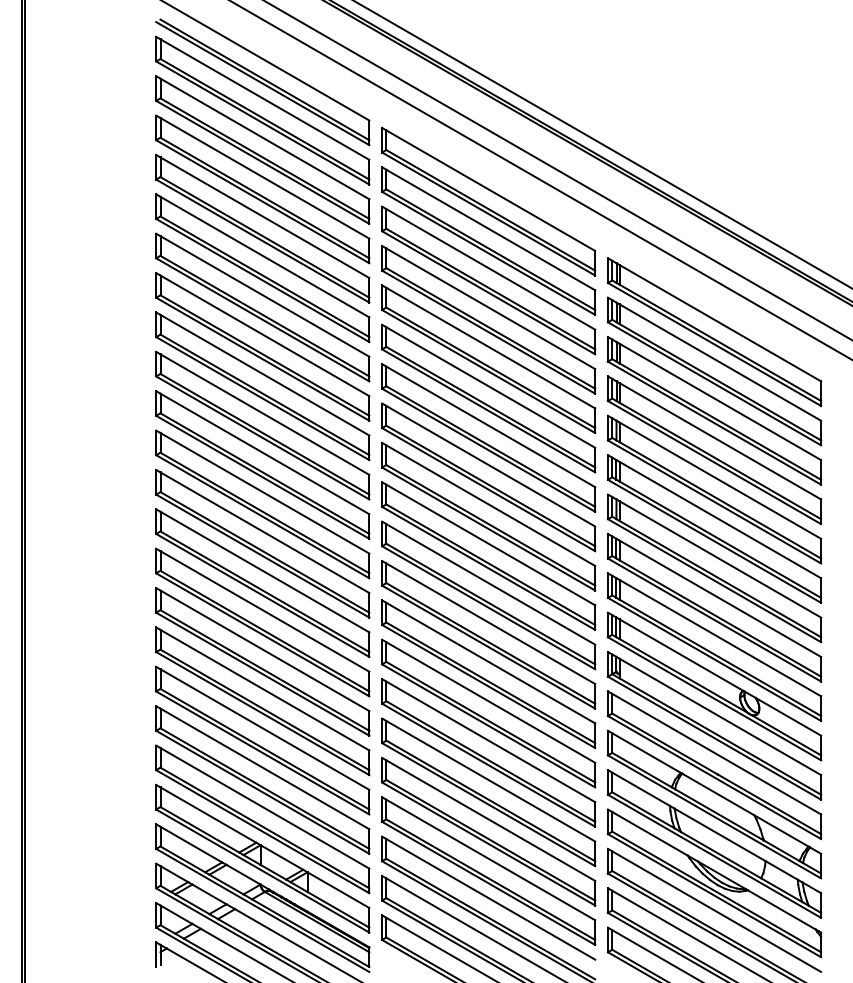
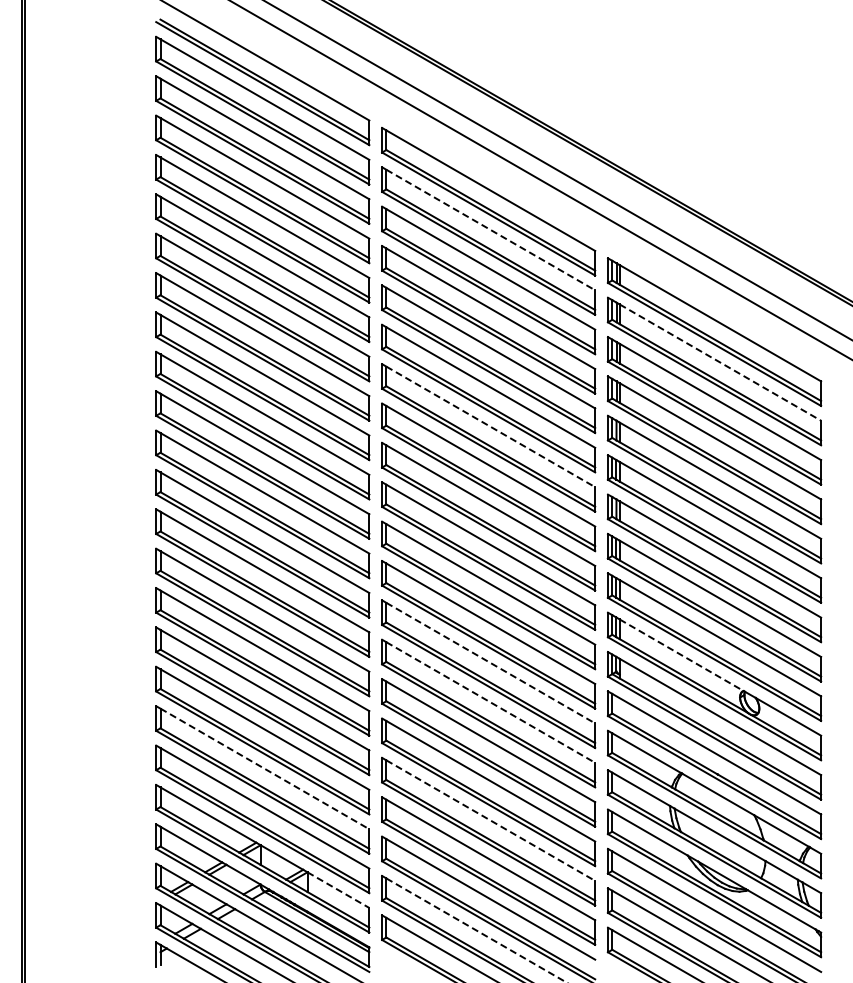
line: present -> none (602, 144)
line: solid -> dashed (490, 230)
line: solid -> dashed (720, 362)
line: solid -> dashed (490, 426)
line: solid -> dashed (681, 655)
line: solid -> dashed (490, 663)
line: solid -> dashed (490, 702)
line: solid -> dashed (264, 768)
line: solid -> dashed (490, 820)
line: solid -> dashed (338, 890)
line: solid -> dashed (476, 930)
